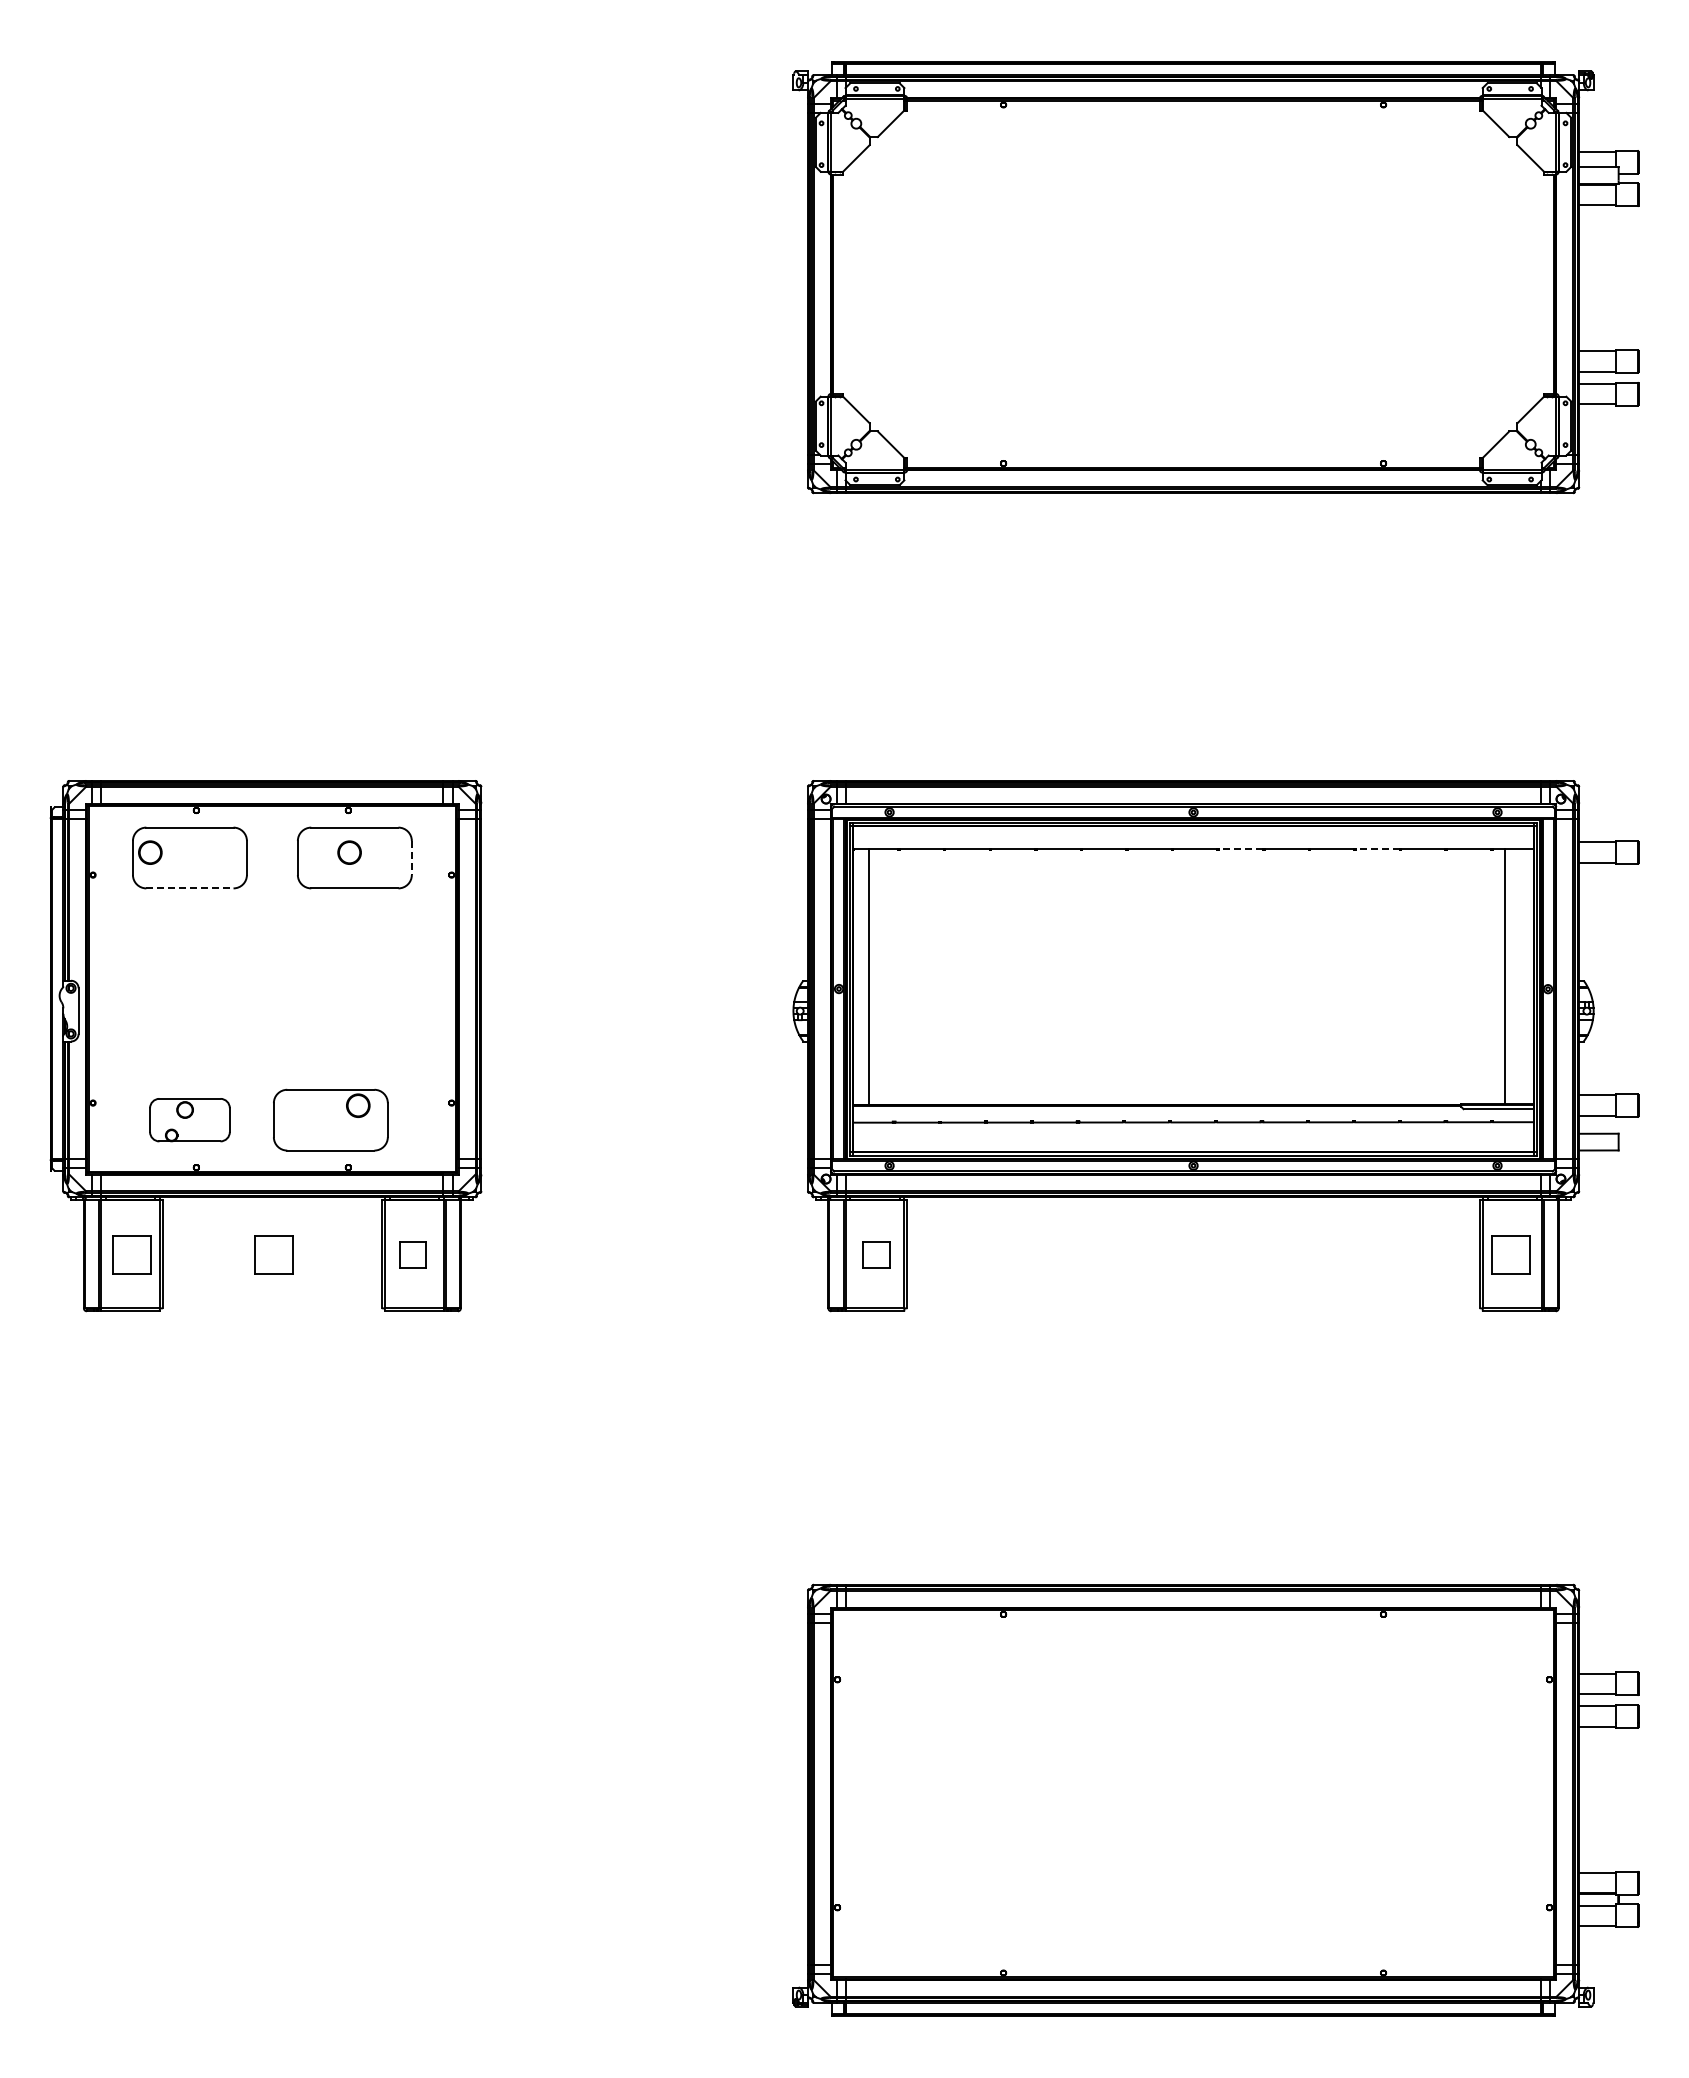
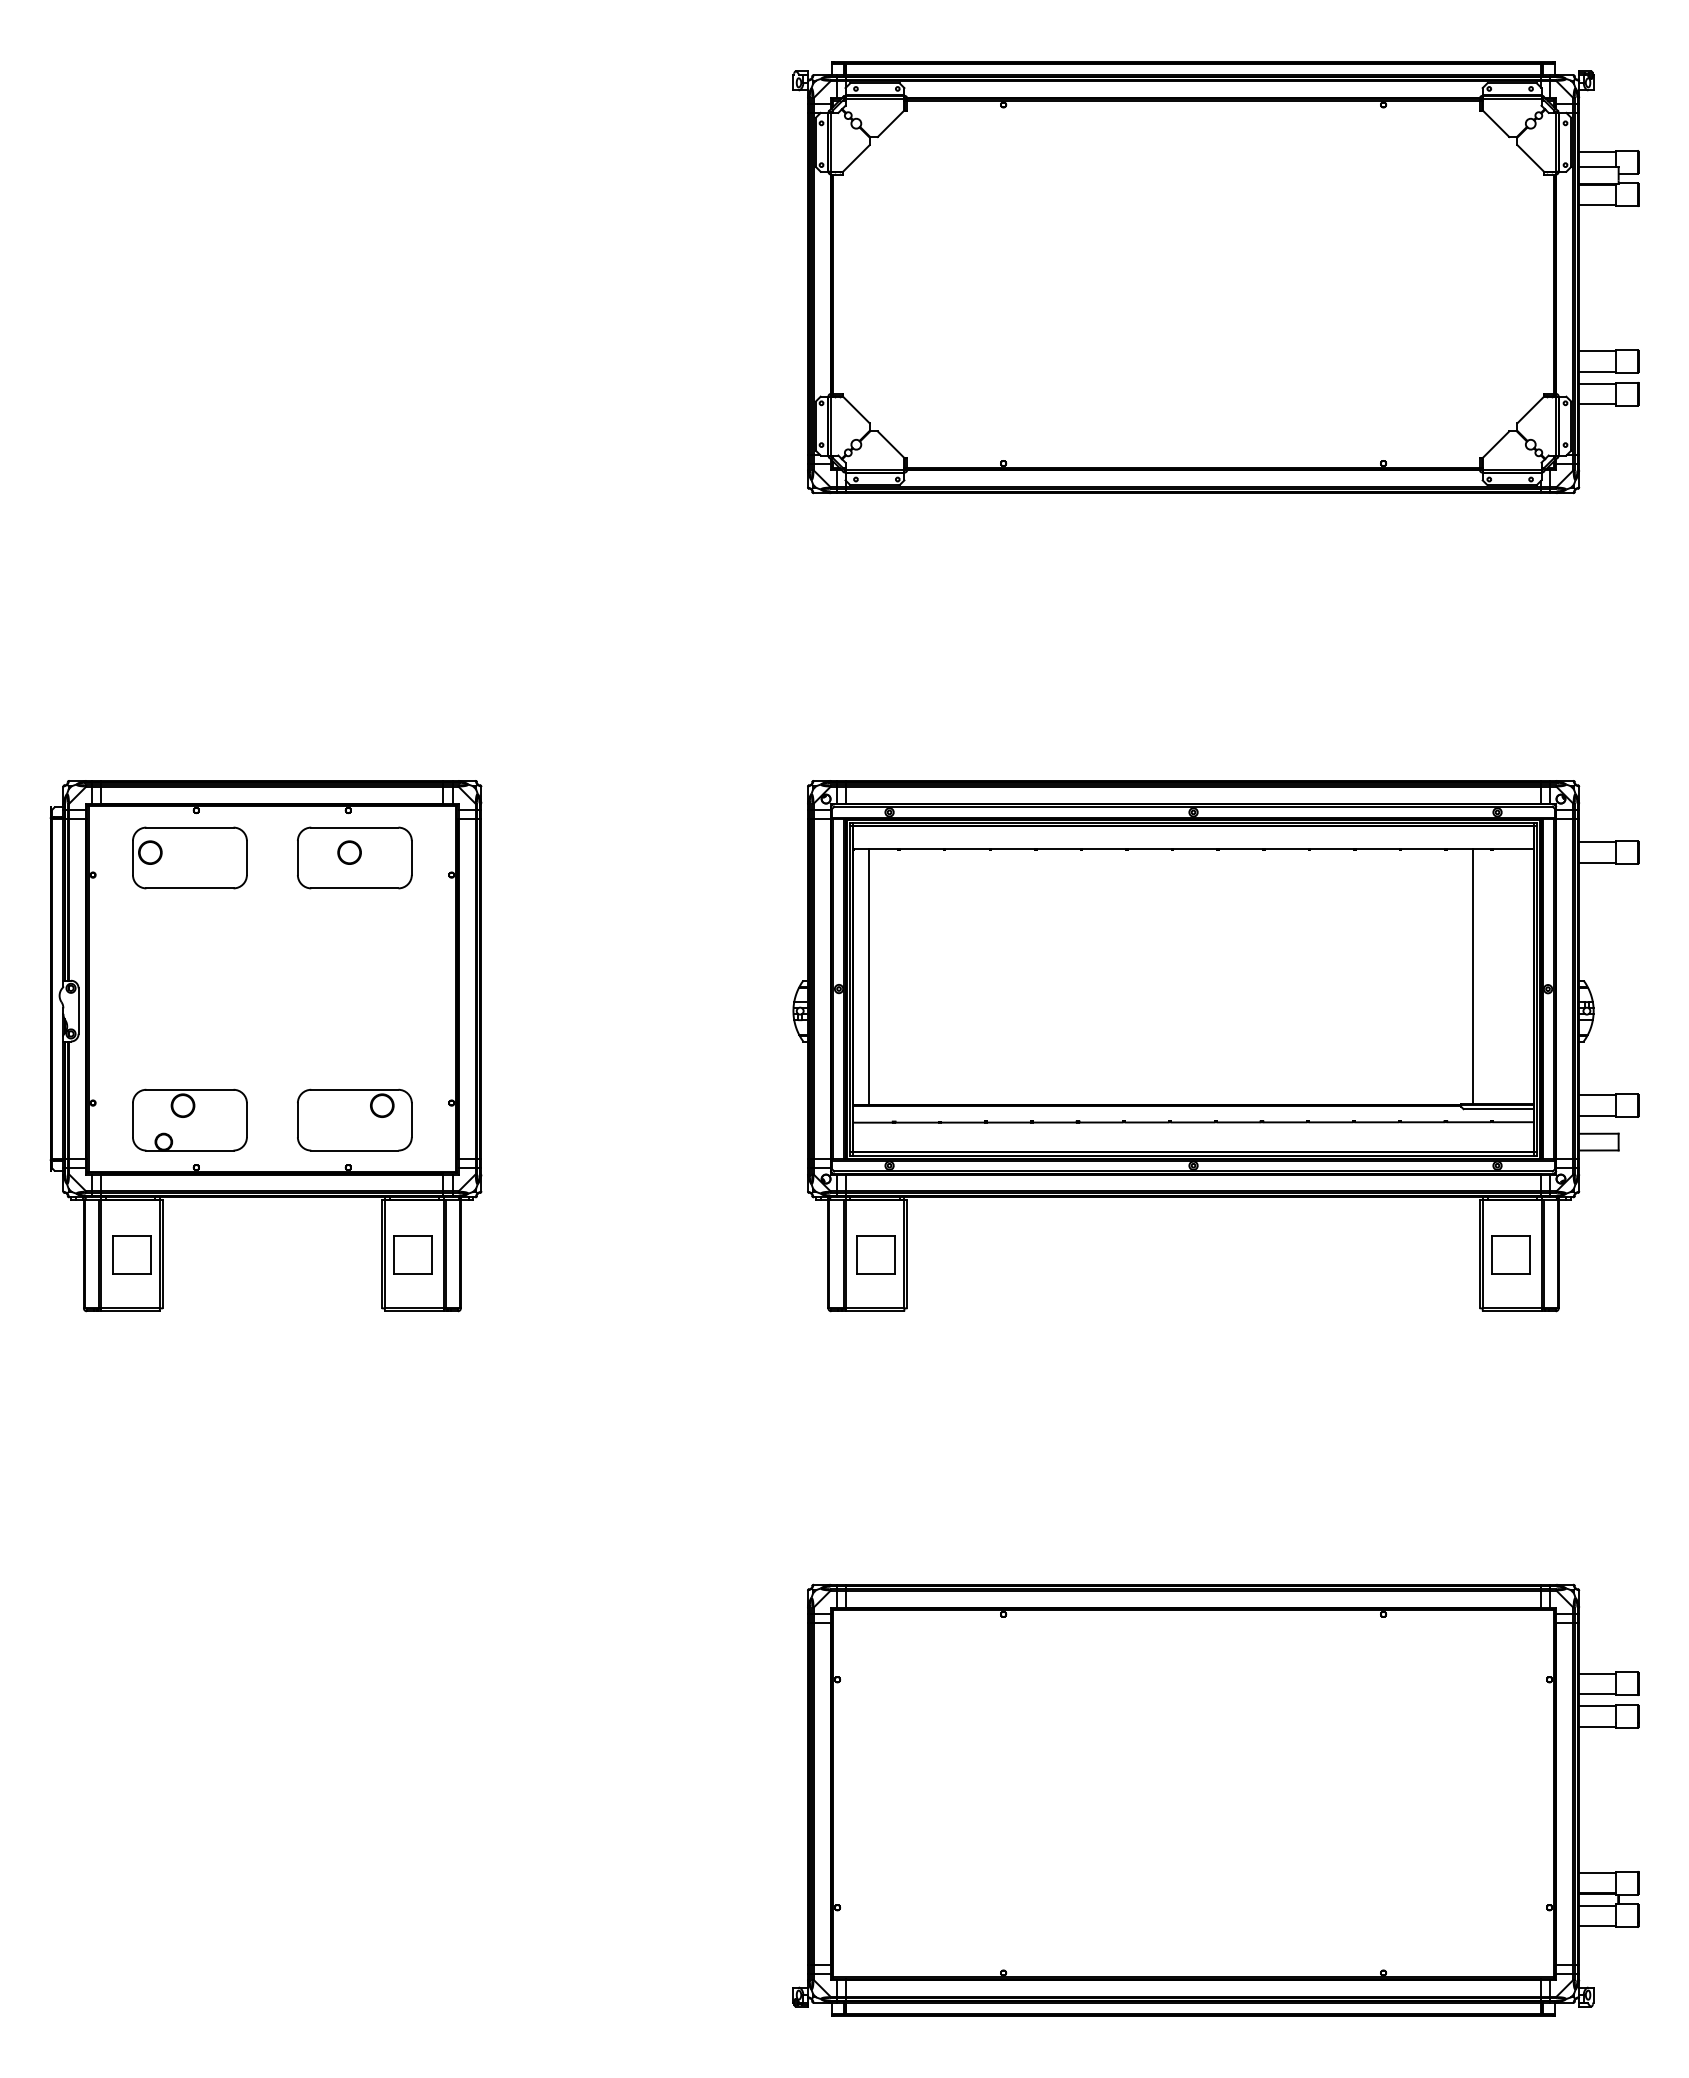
line: dashed -> solid (1240, 848)
line: dashed -> solid (1377, 848)
line: dashed -> solid (411, 858)
line: dashed -> solid (189, 888)
line position: (1504, 975) -> (1472, 975) (1472, 975)
part position: (330, 1119) -> (354, 1119) (354, 1119)
part size: 82x45 px -> 116x64 px (189, 1119)
part: present -> none (273, 1254)
part size: 28x28 px -> 40x40 px (412, 1254)
part size: 29x28 px -> 40x40 px (875, 1254)
